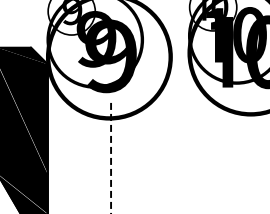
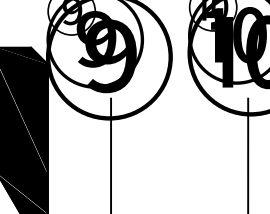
line: none -> present (248, 154)
line: dashed -> solid (111, 155)
